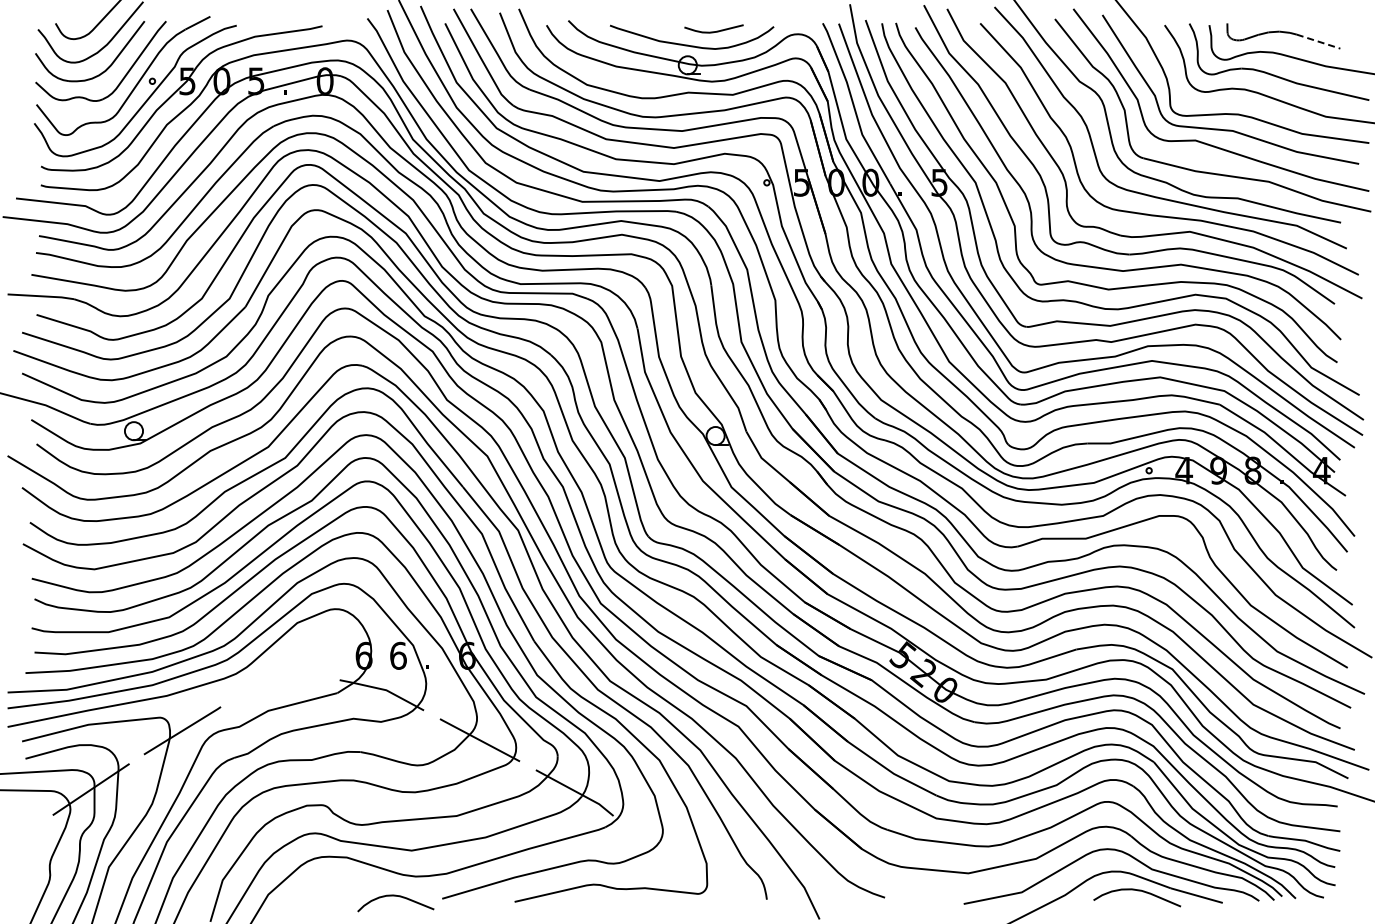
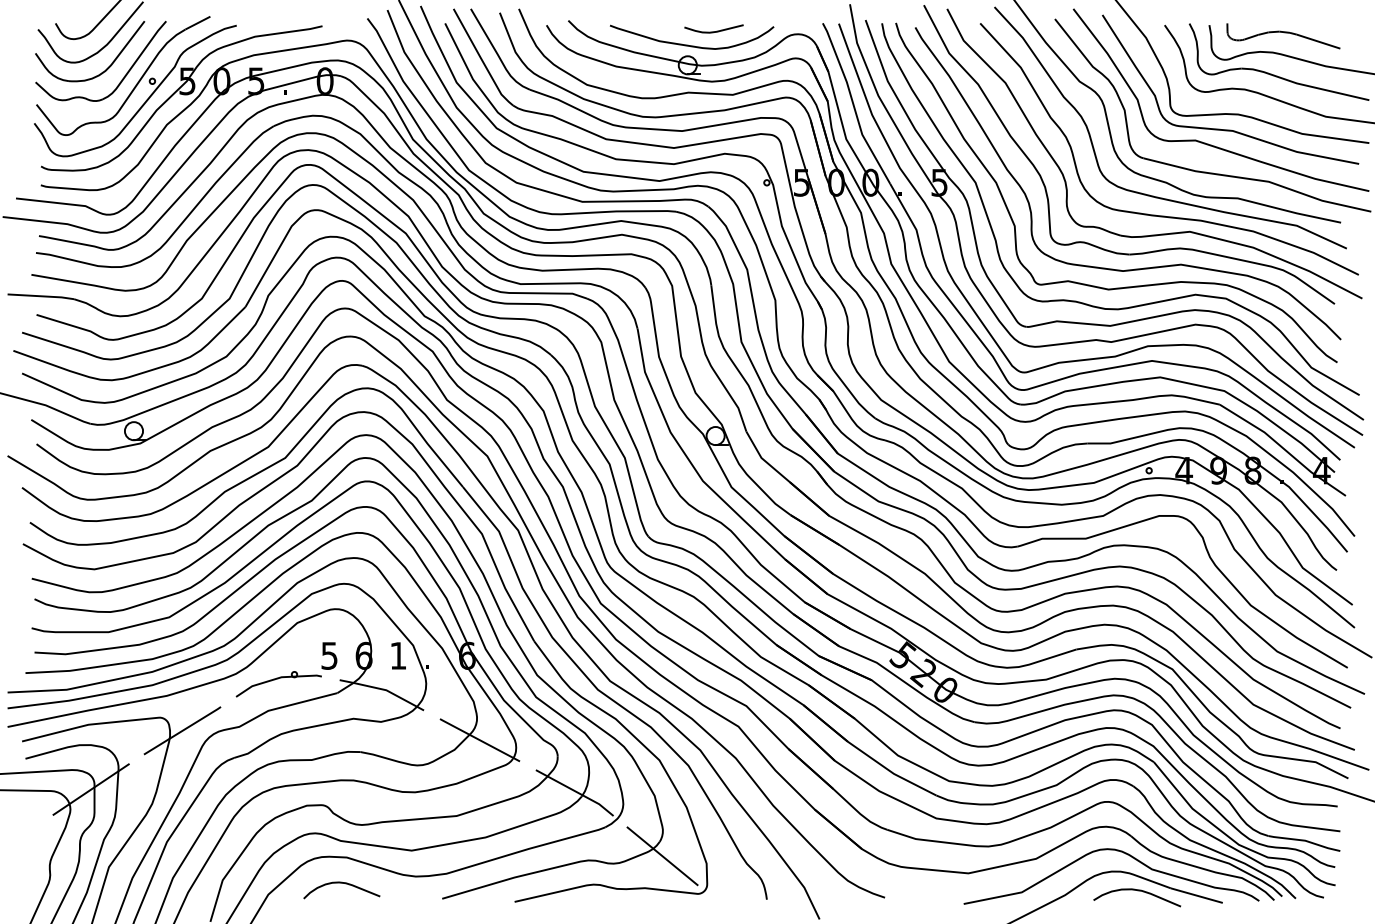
line: dashed -> solid (1318, 41)
text: 6 -> 1 (398, 655)
part: none -> present (286, 669)
line: none -> present (662, 856)
curve position: (395, 896) -> (341, 883) (341, 883)
